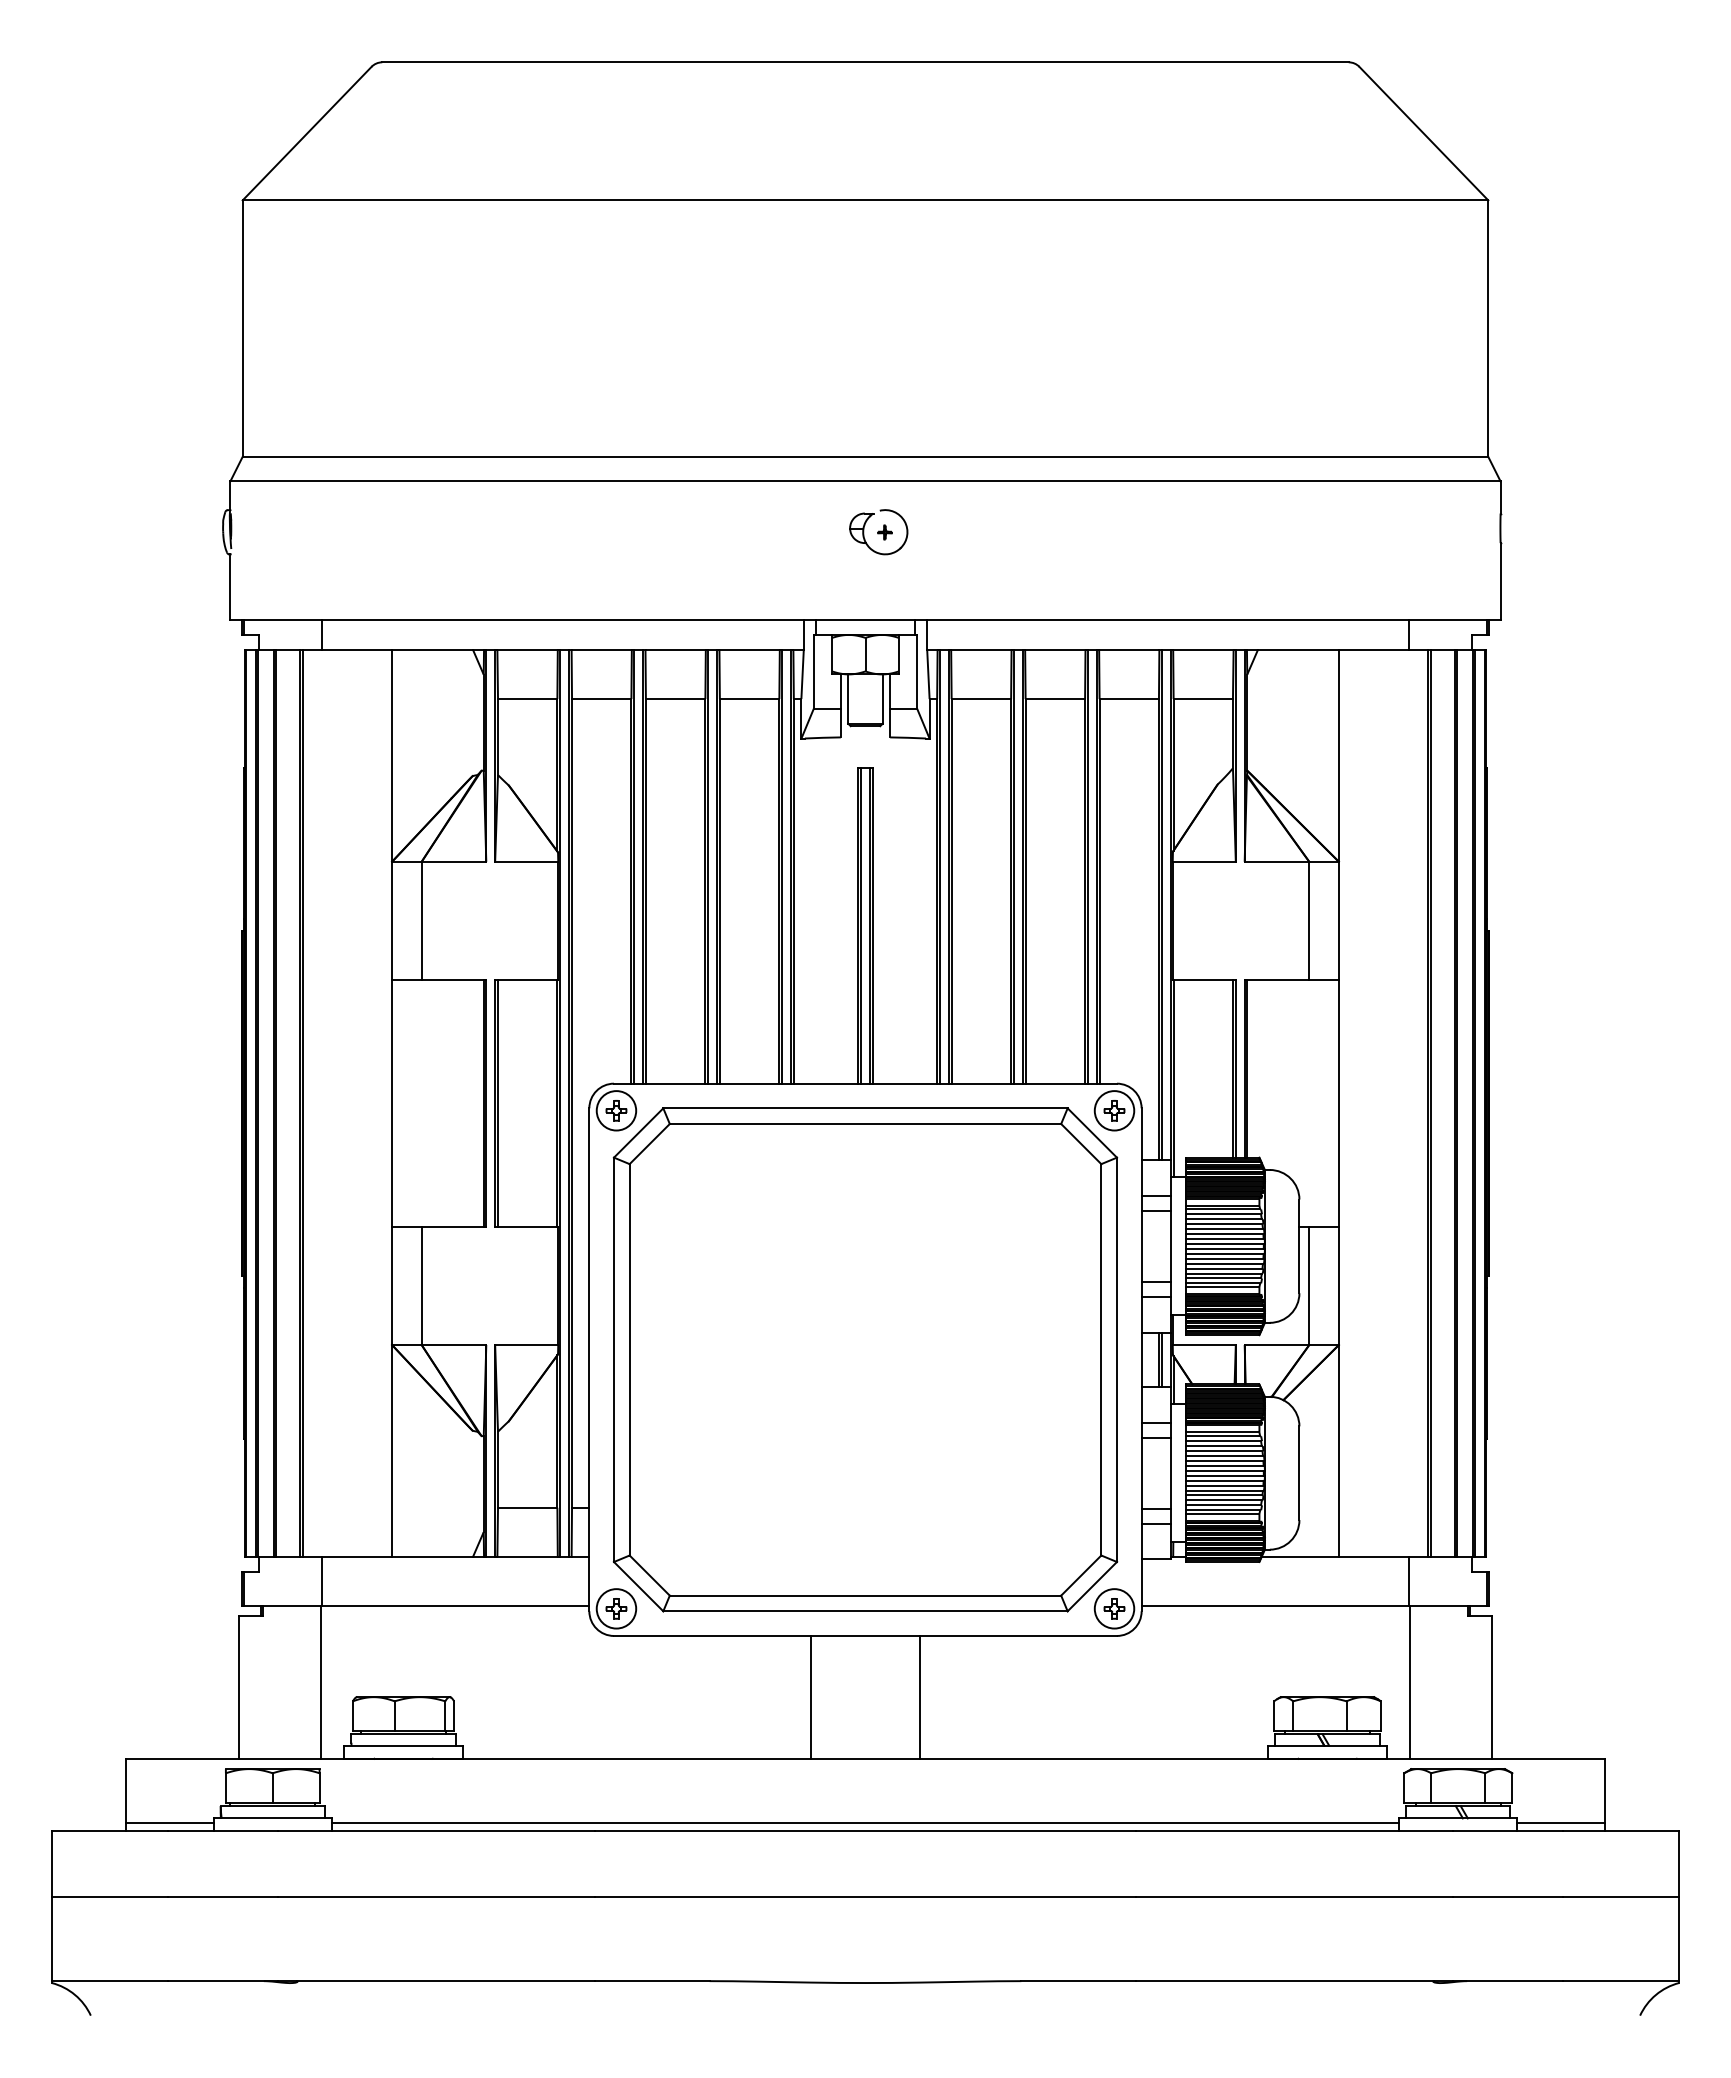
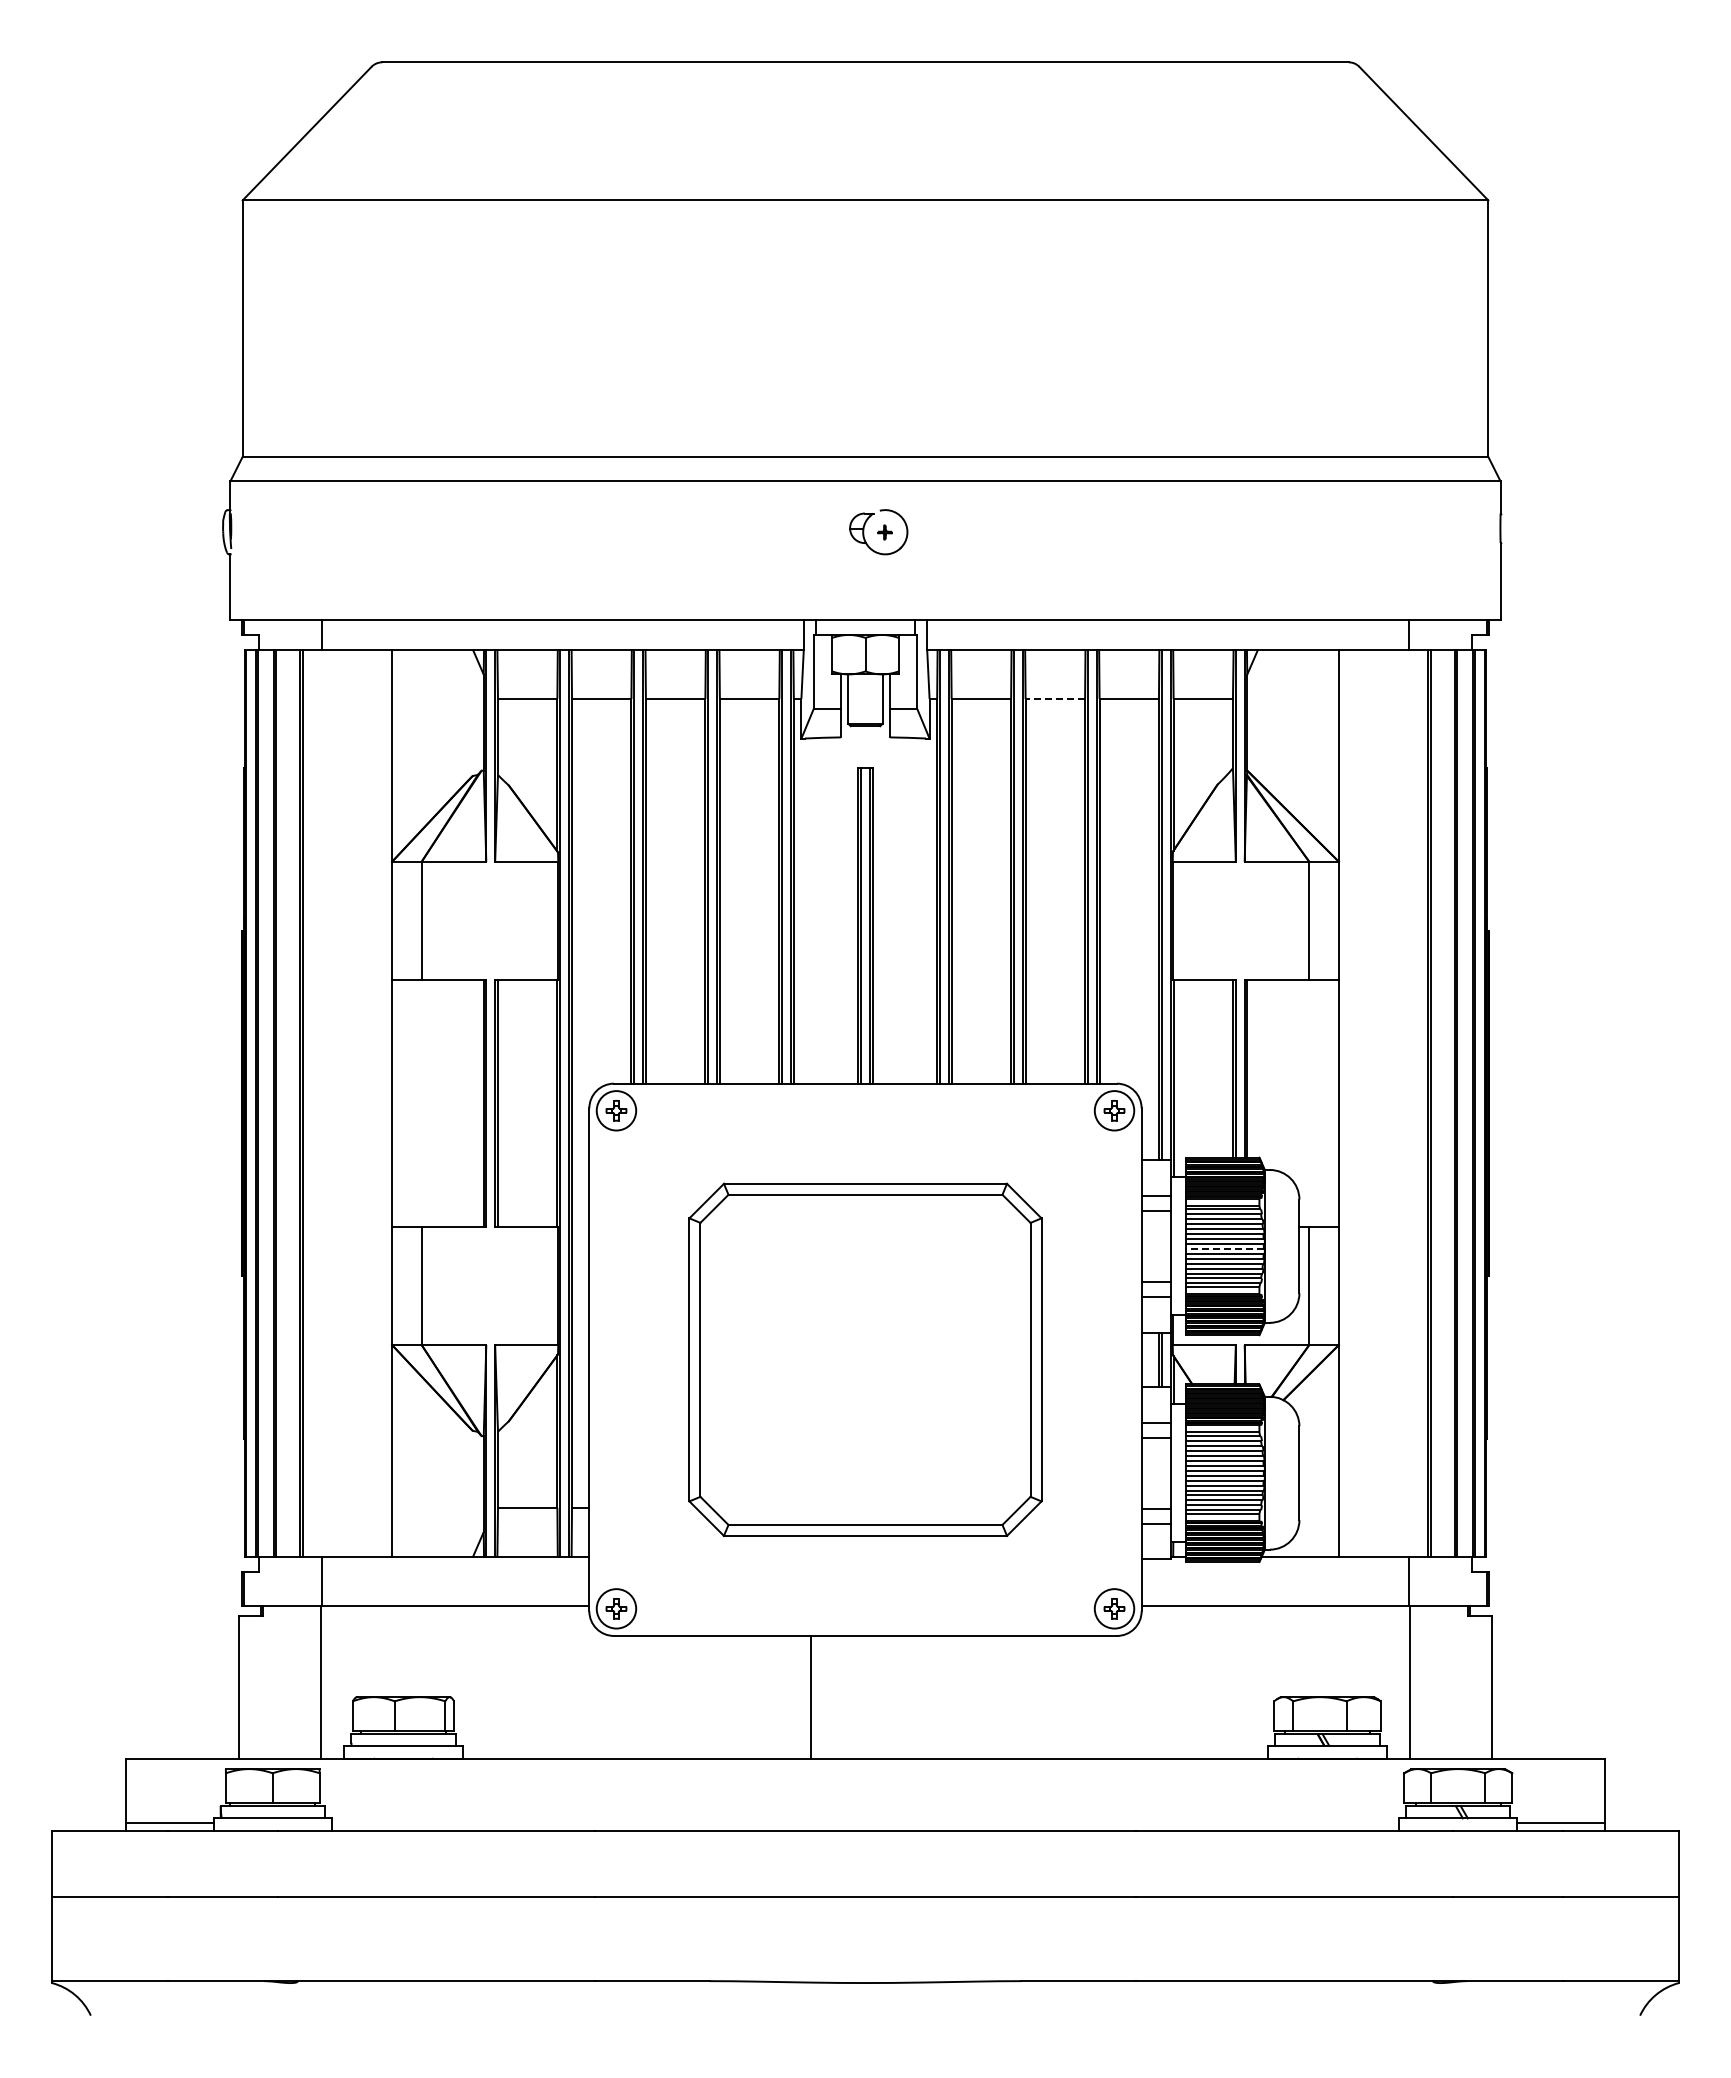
line: solid -> dashed (1055, 699)
line: solid -> dashed (1224, 1248)
part size: 507x506 px -> 355x355 px (865, 1359)
line: present -> none (919, 1696)
line: present -> none (865, 1822)
